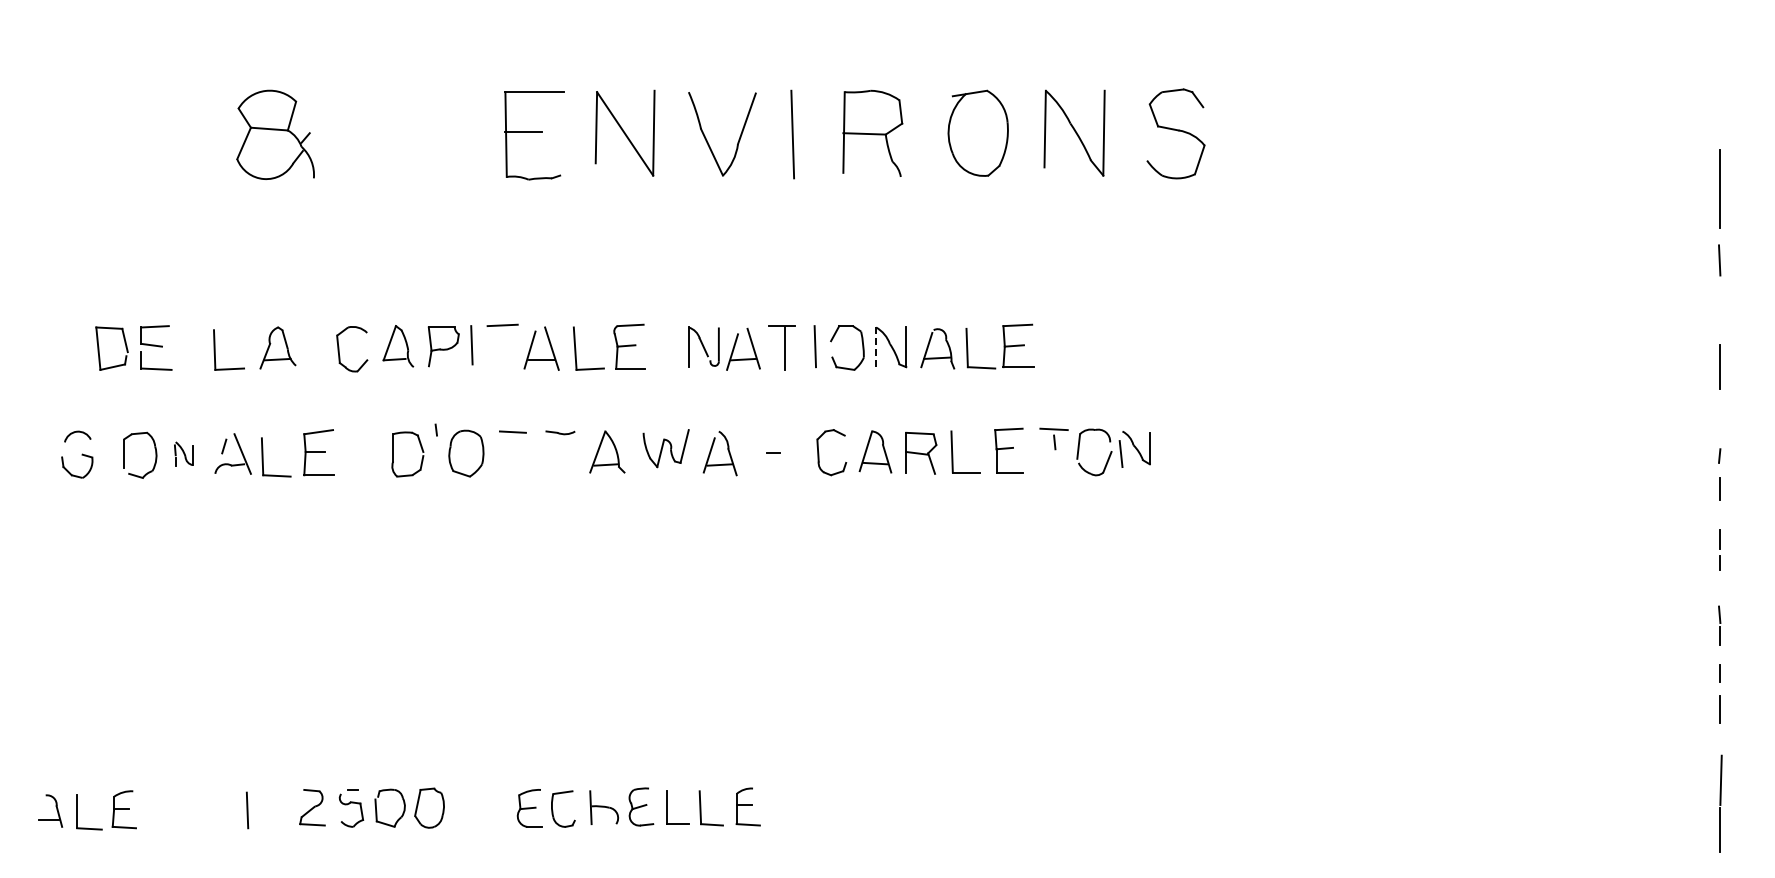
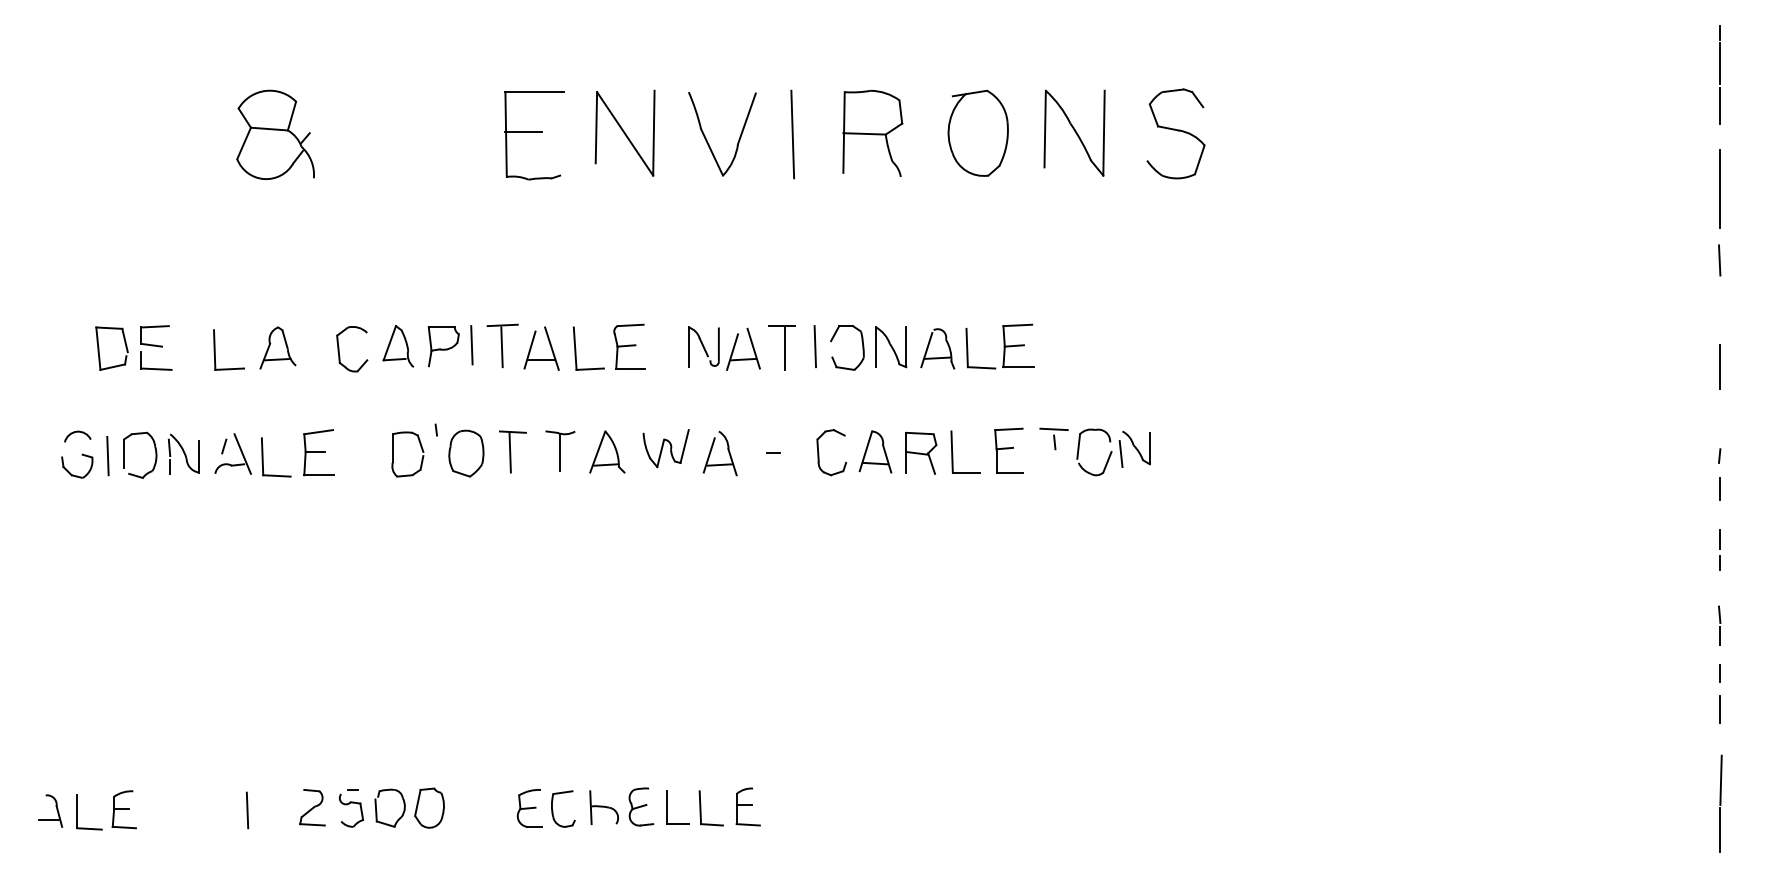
line: none -> present (1719, 74)
line: none -> present (501, 347)
line: dashed -> solid (876, 347)
line: none -> present (509, 452)
line: none -> present (560, 452)
part size: 20x26 px -> 32x42 px (183, 453)
line: none -> present (107, 455)
